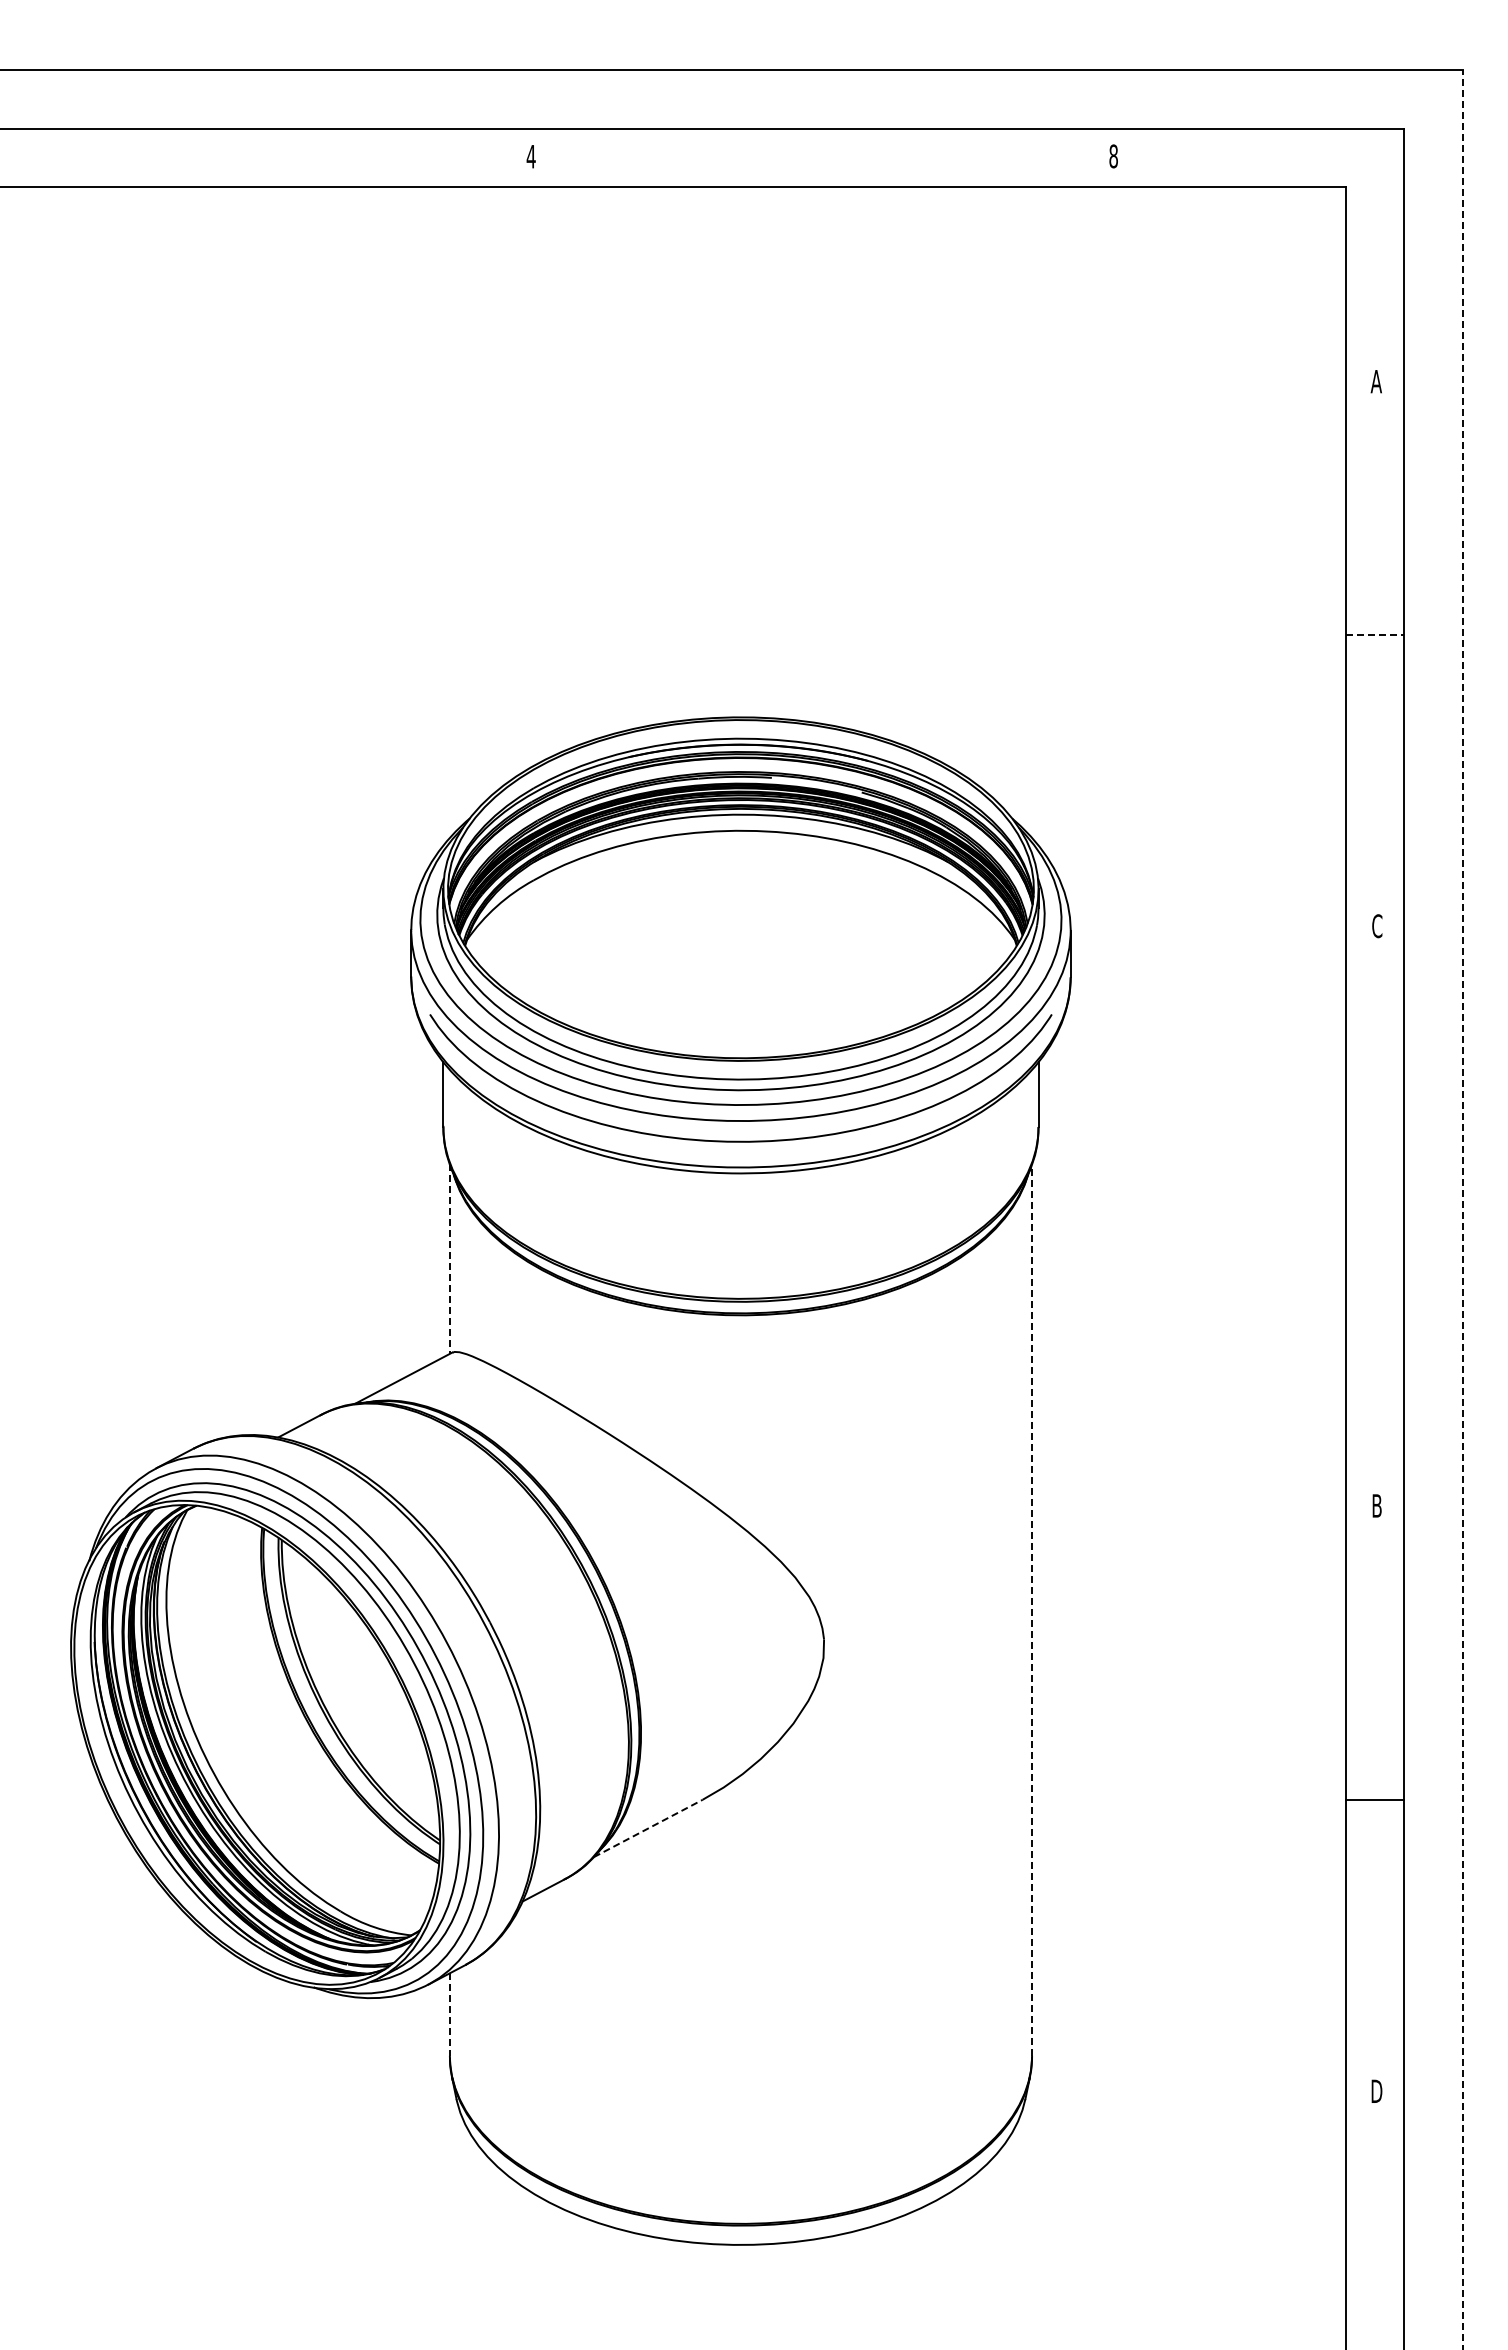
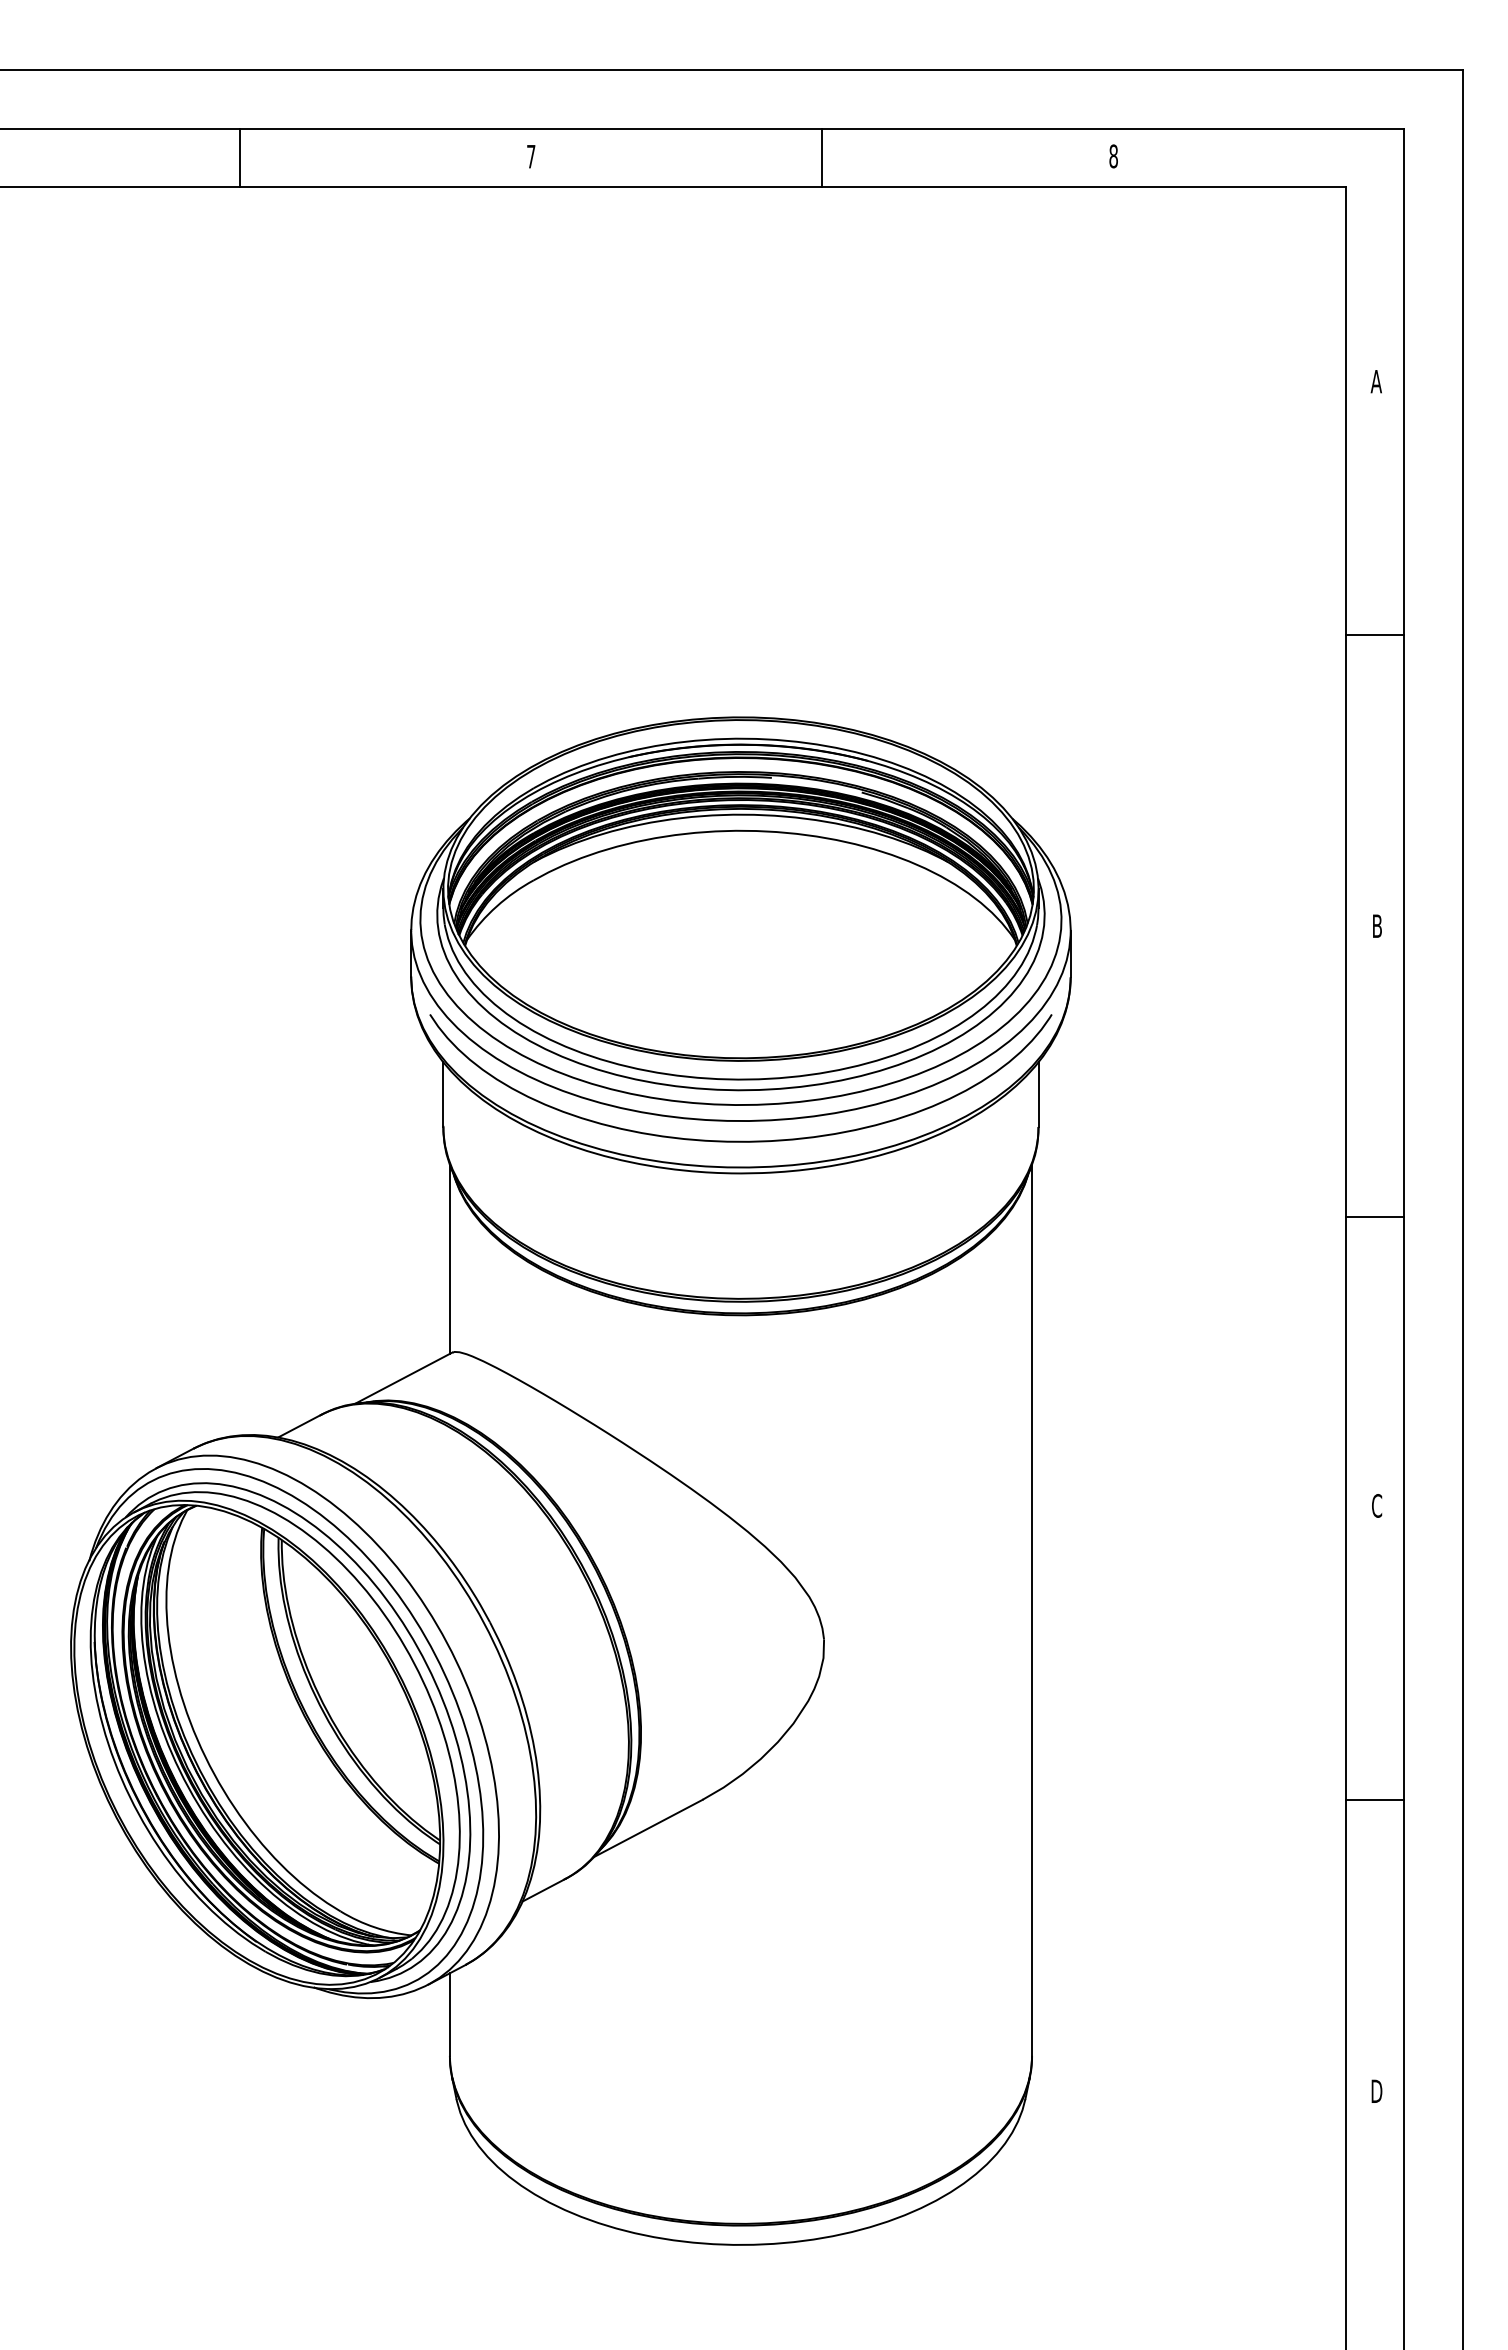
text: 4 -> 7 (530, 156)
line: none -> present (239, 157)
line: none -> present (822, 157)
line: dashed -> solid (1375, 635)
text: C -> B (1377, 926)
line: dashed -> solid (1462, 1209)
line: none -> present (1375, 1217)
line: dashed -> solid (449, 1258)
text: B -> C (1377, 1505)
line: dashed -> solid (1032, 1609)
line: dashed -> solid (648, 1828)
line: dashed -> solid (449, 2015)
